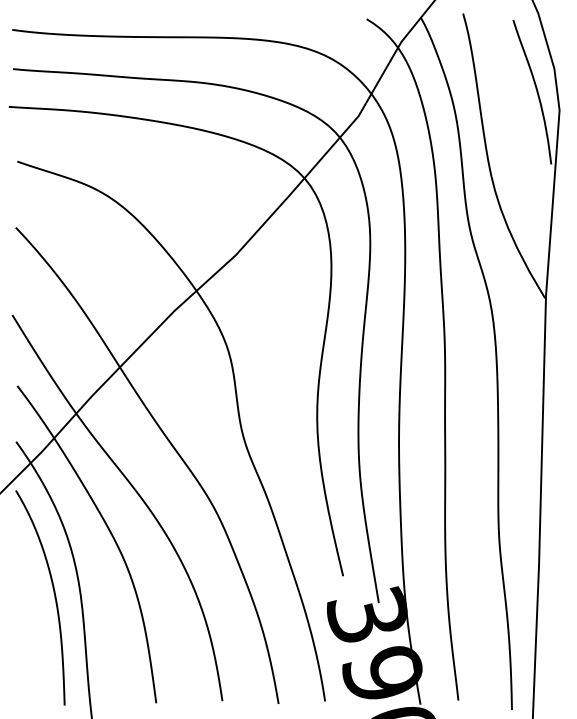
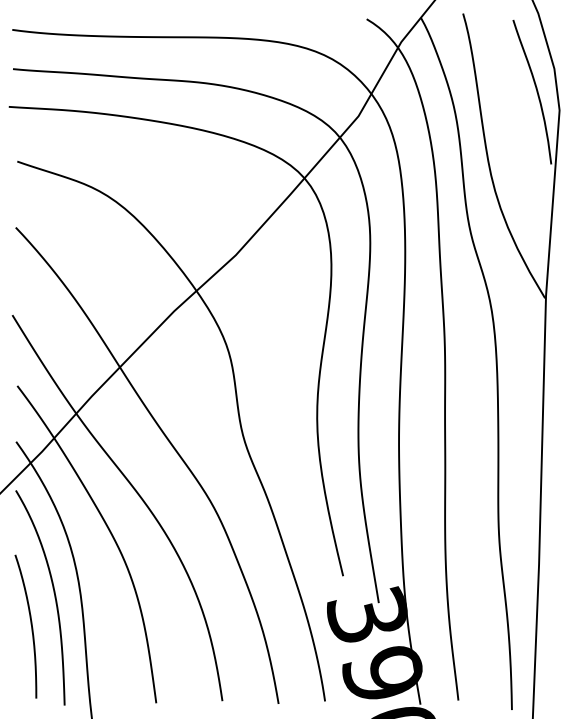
curve: none -> present (30, 624)
